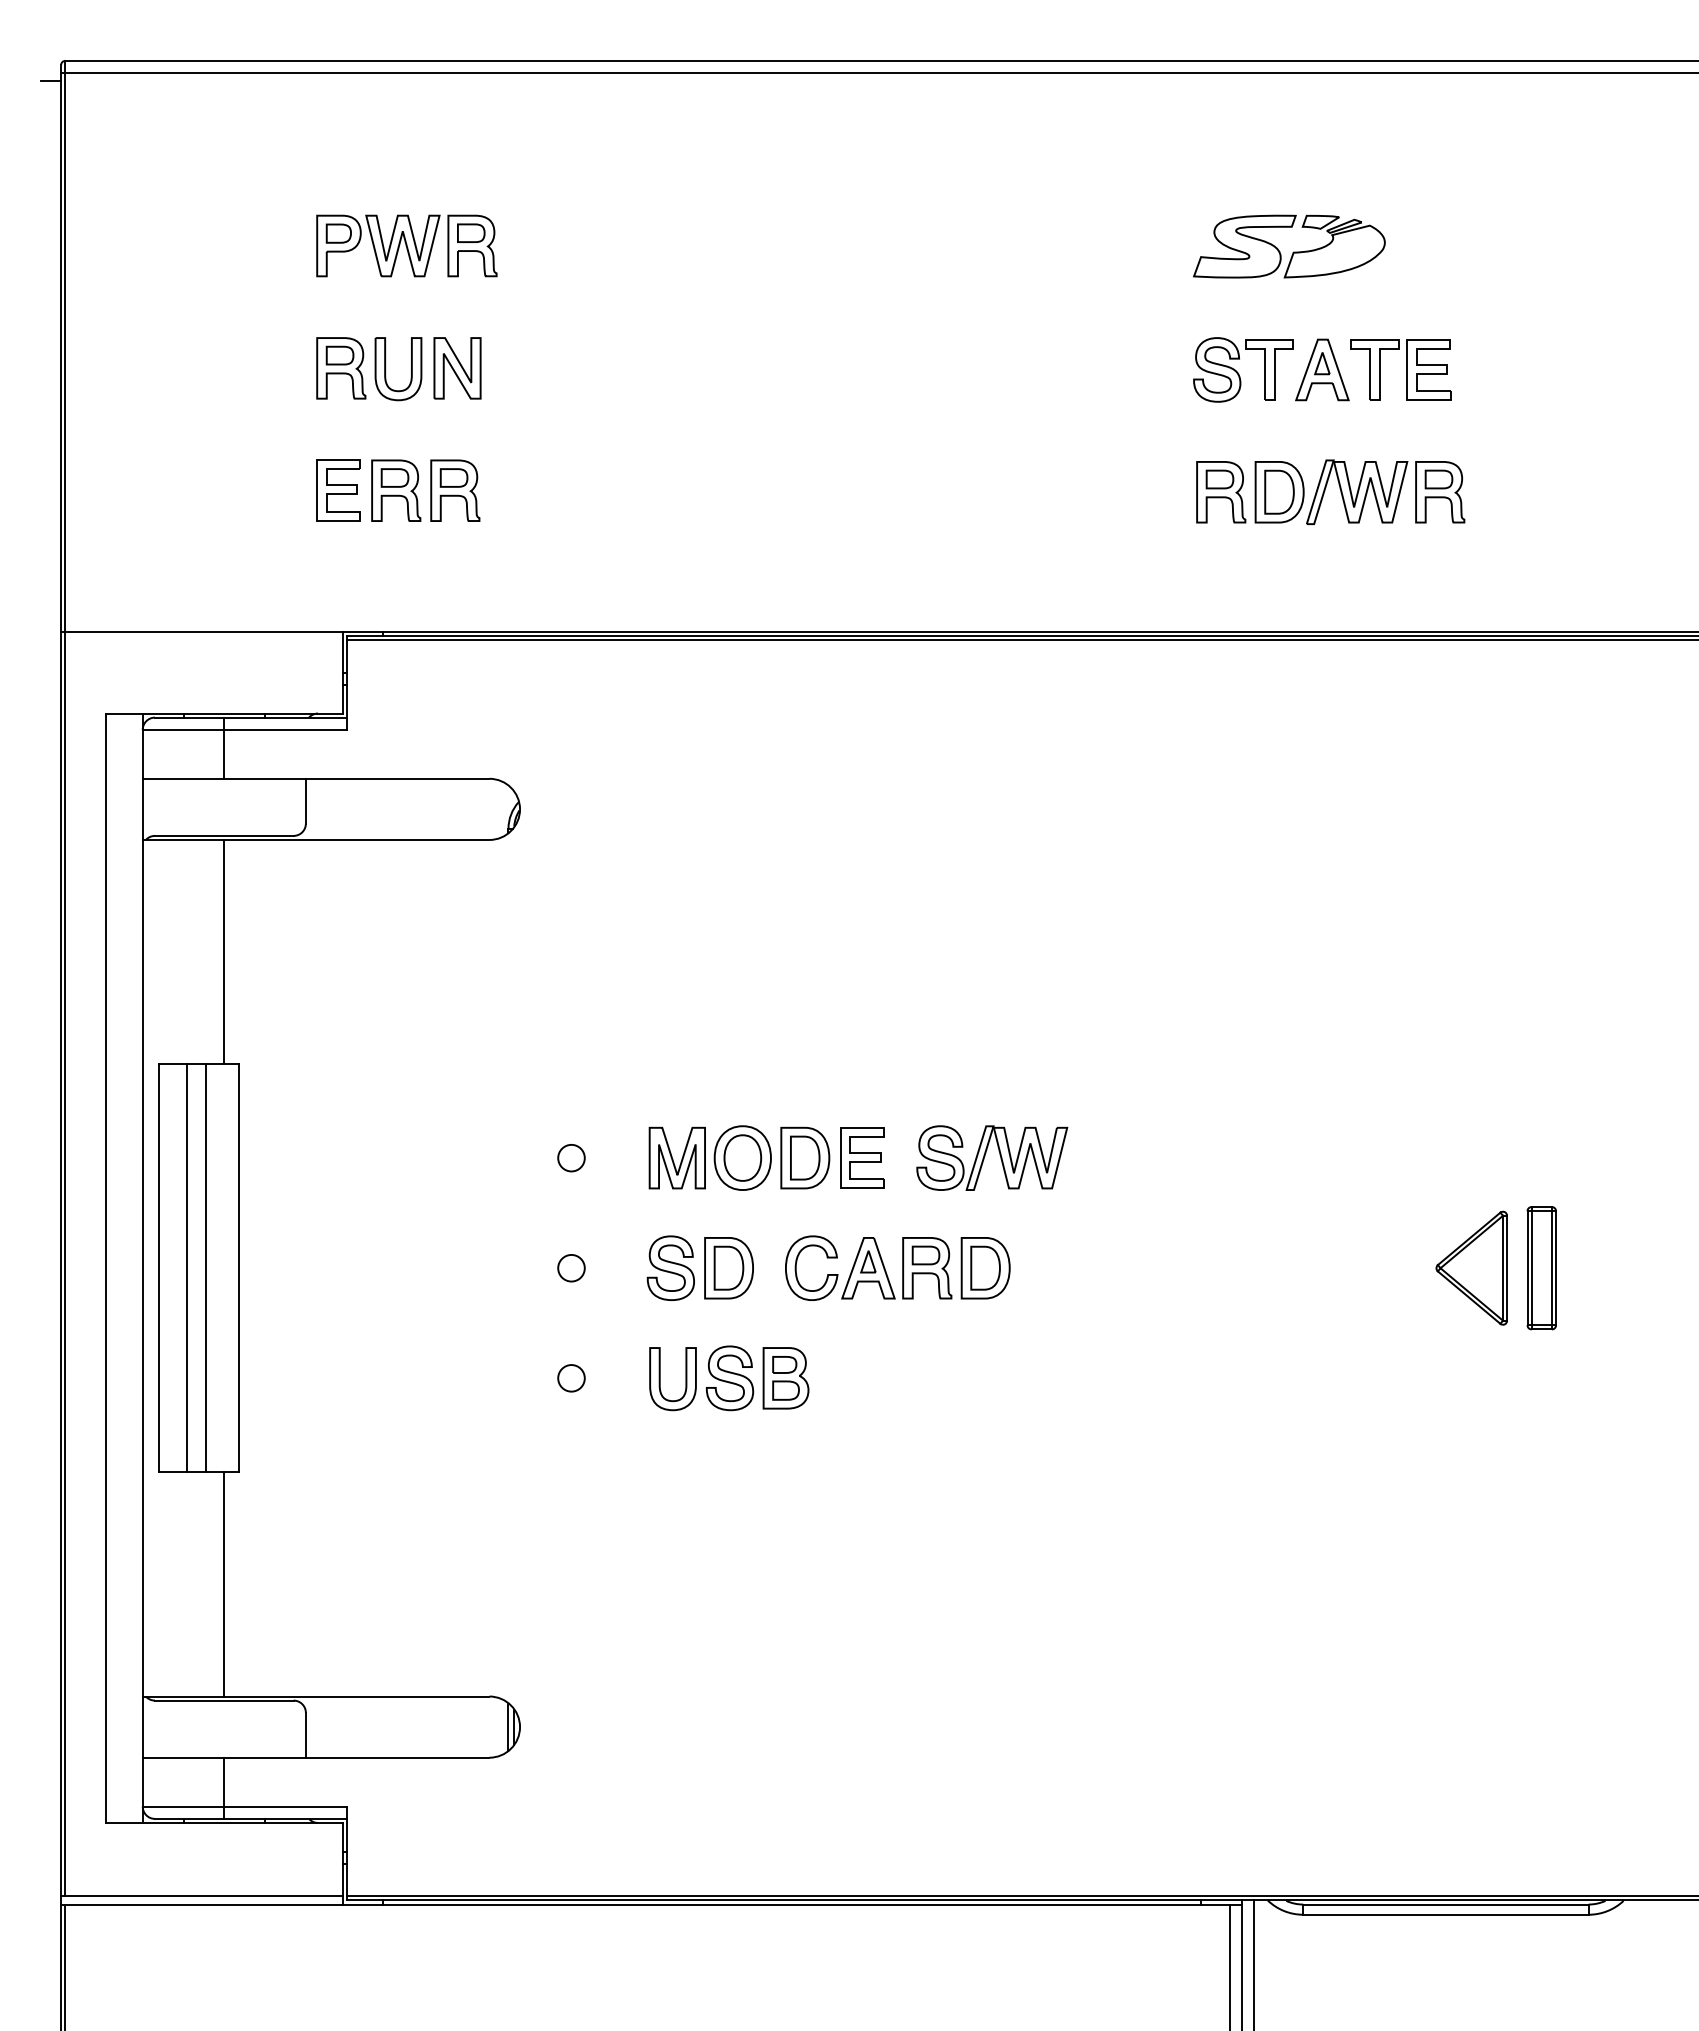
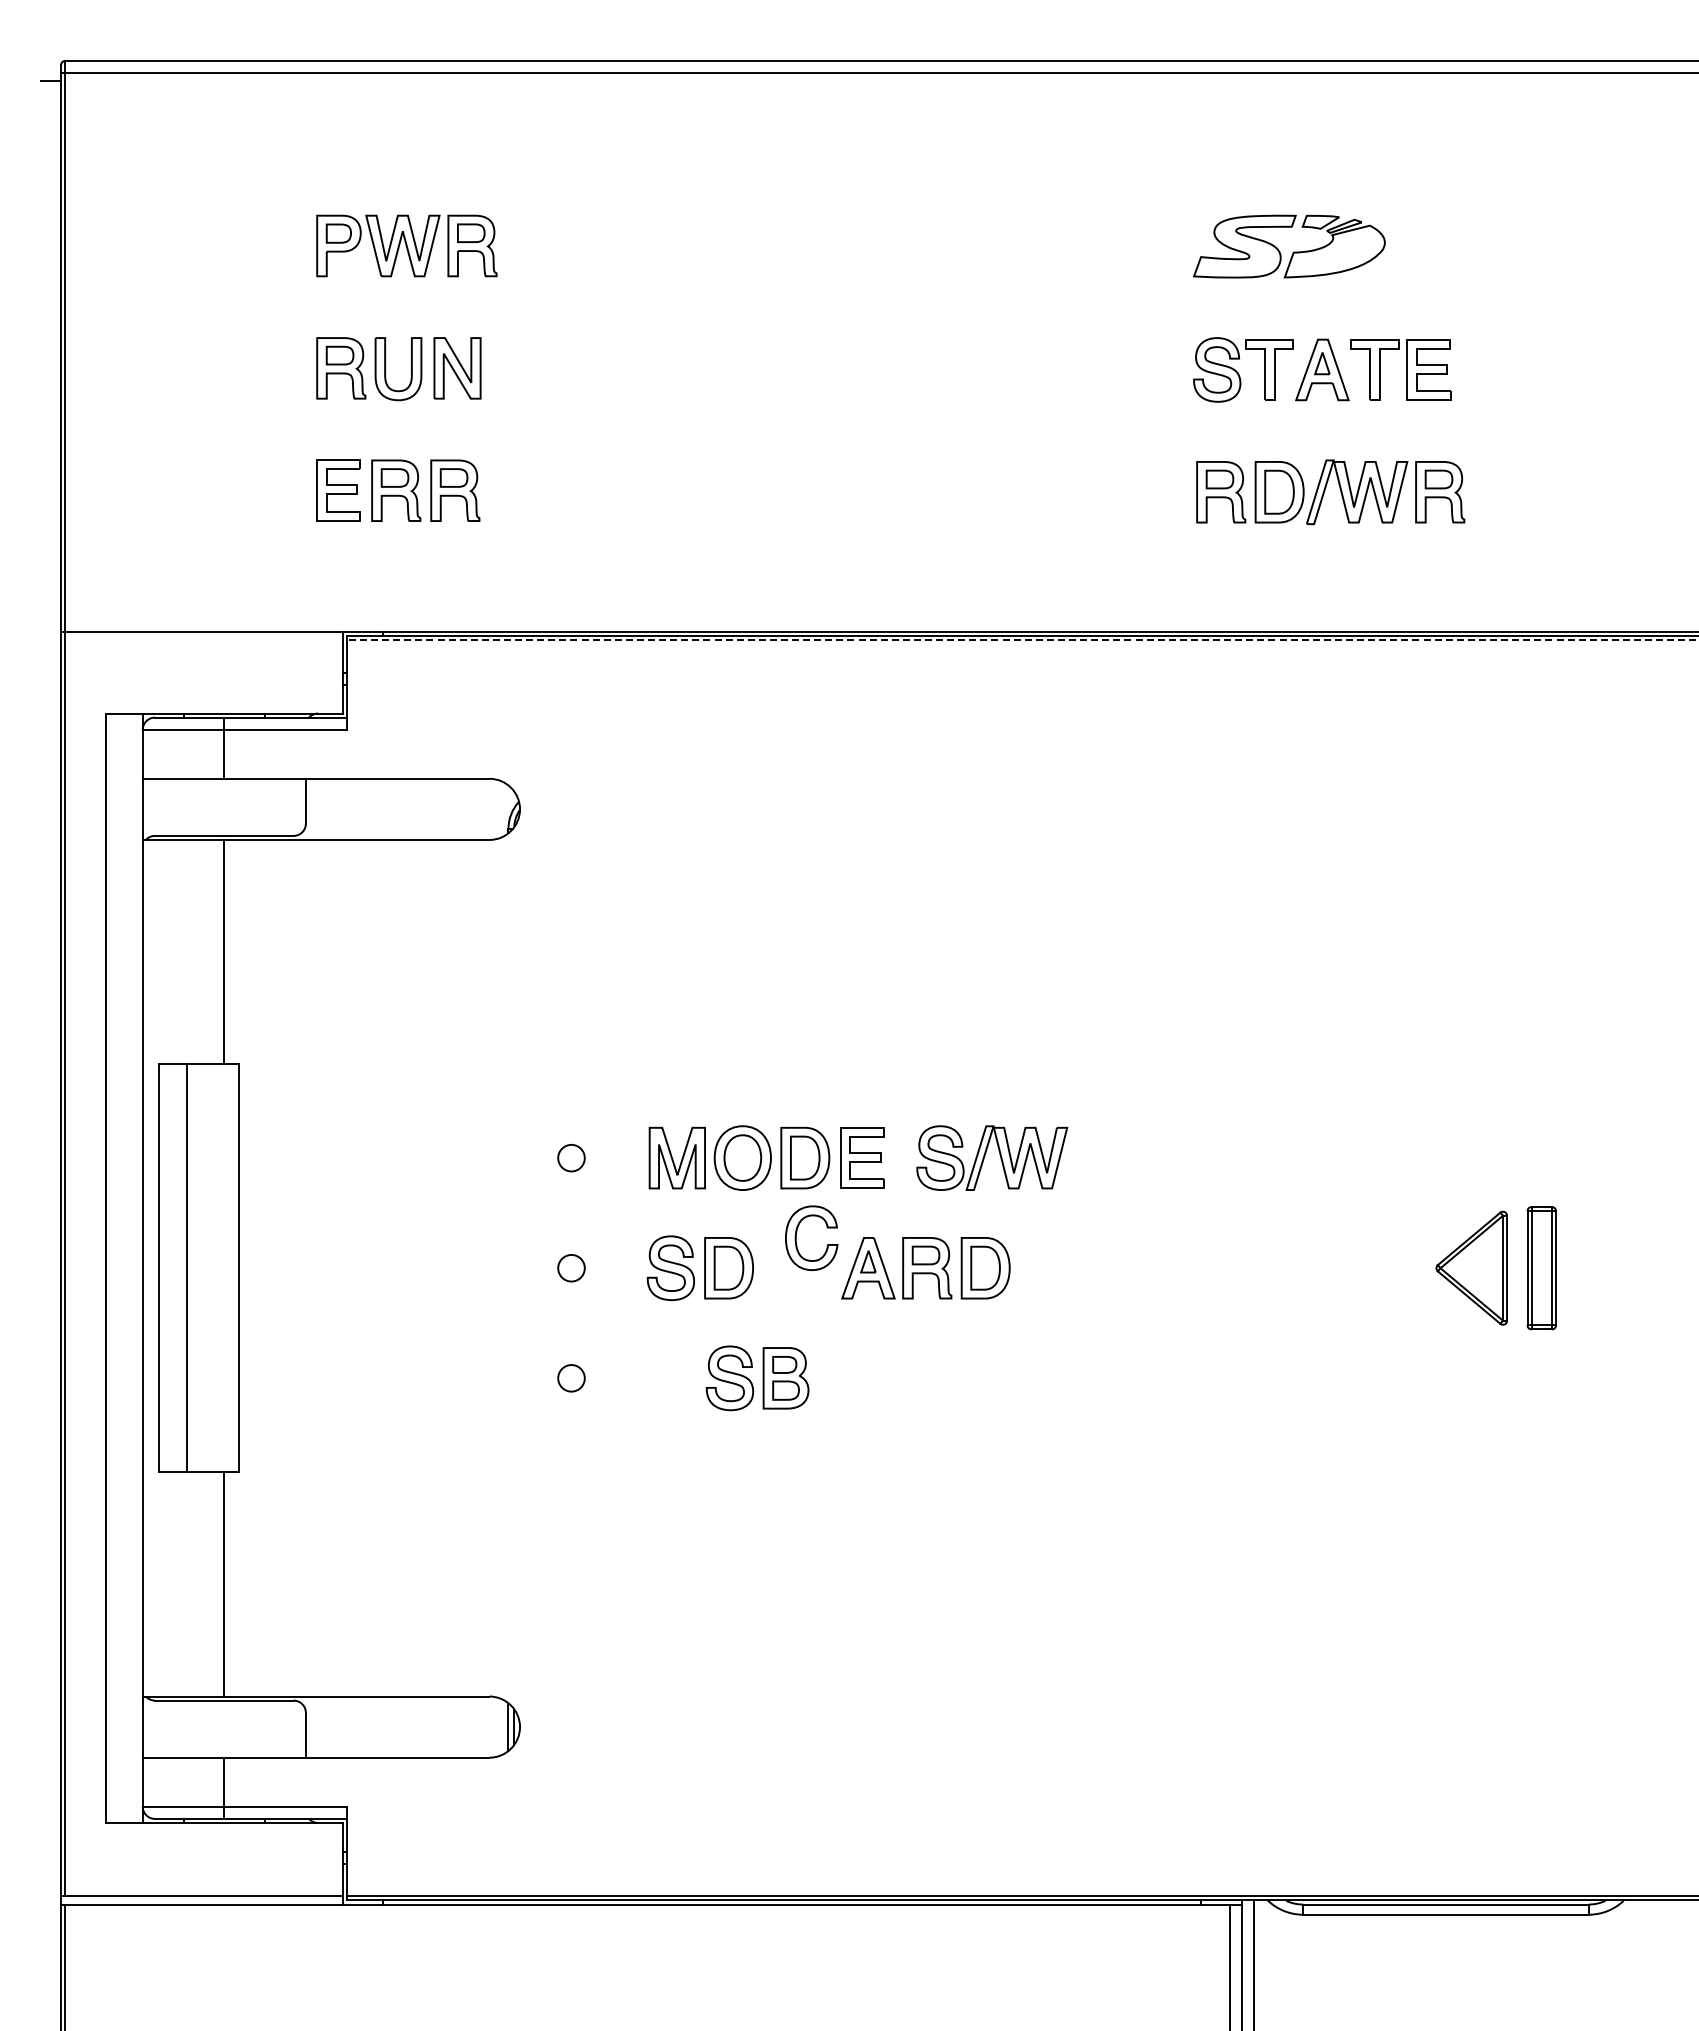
line: solid -> dashed (1022, 640)
part position: (797, 1262) -> (797, 1232) (797, 1232)
line: present -> none (206, 1268)
part: present -> none (660, 1379)
